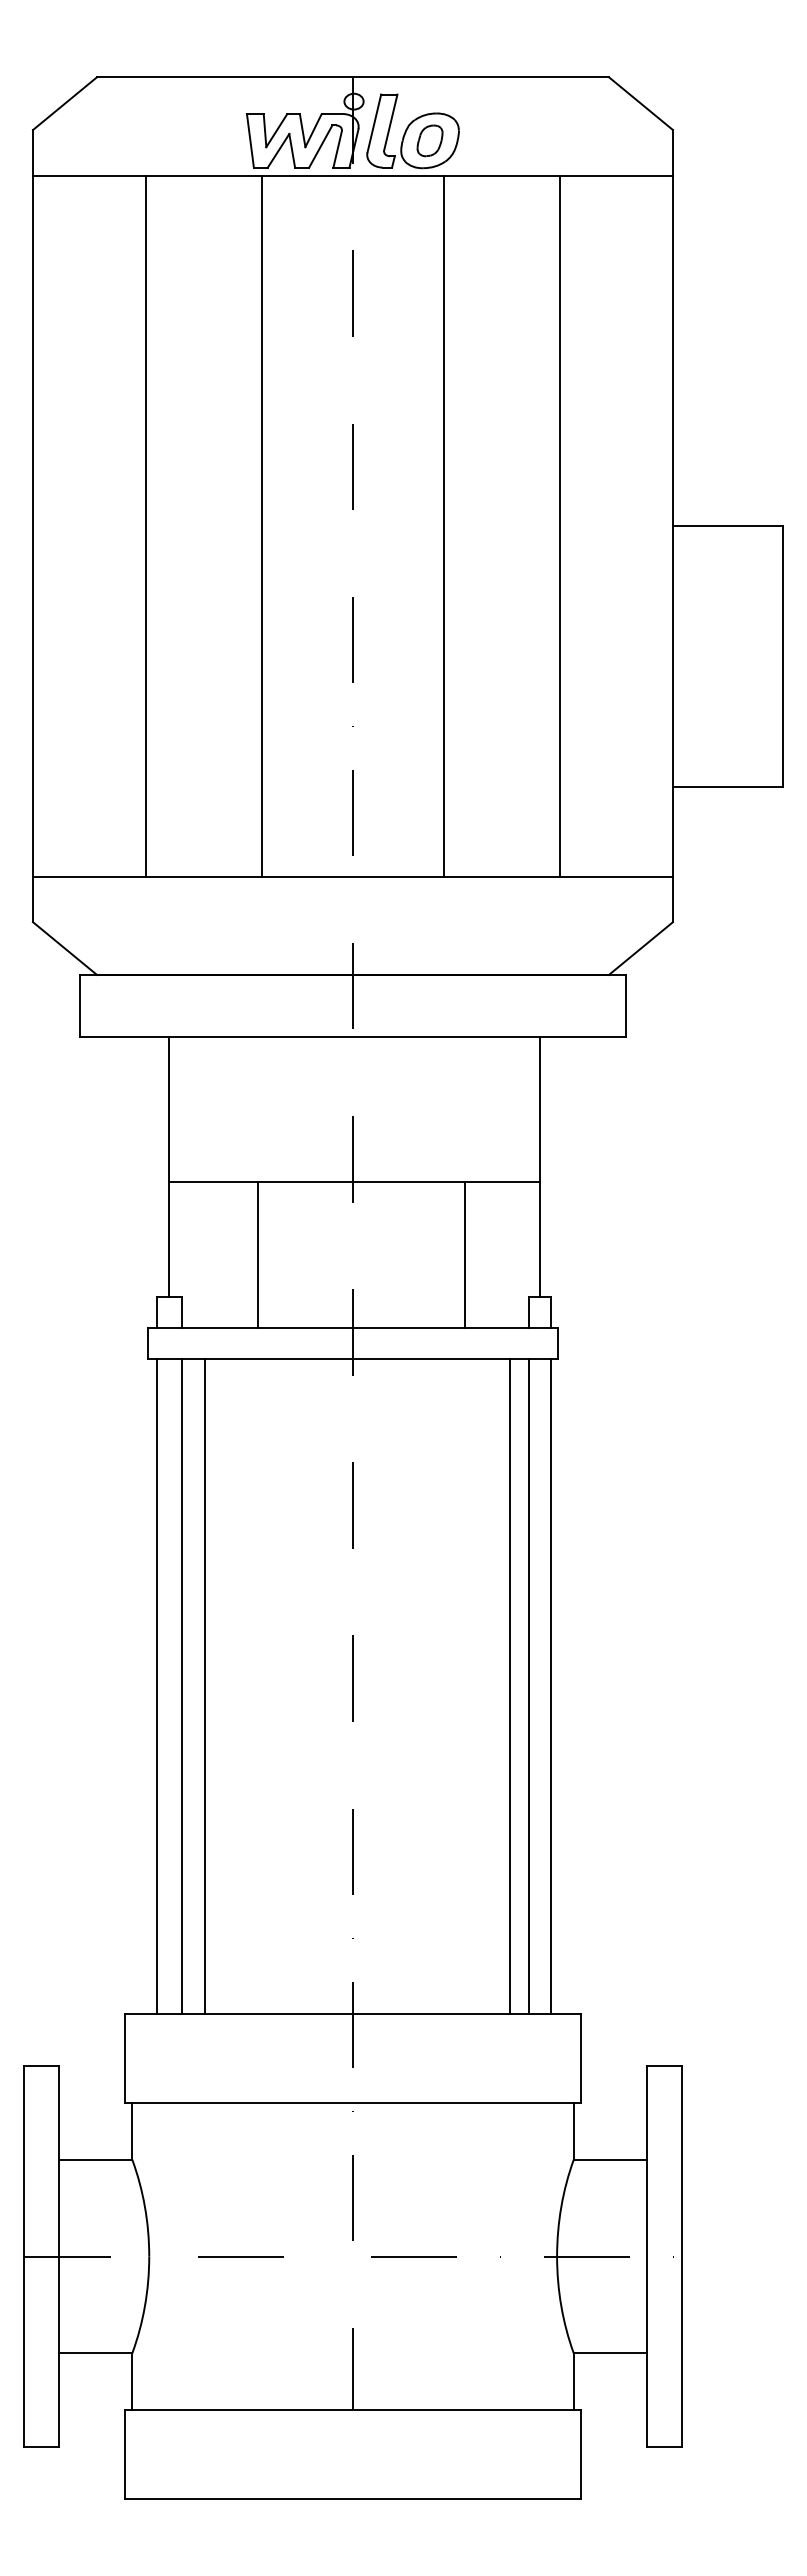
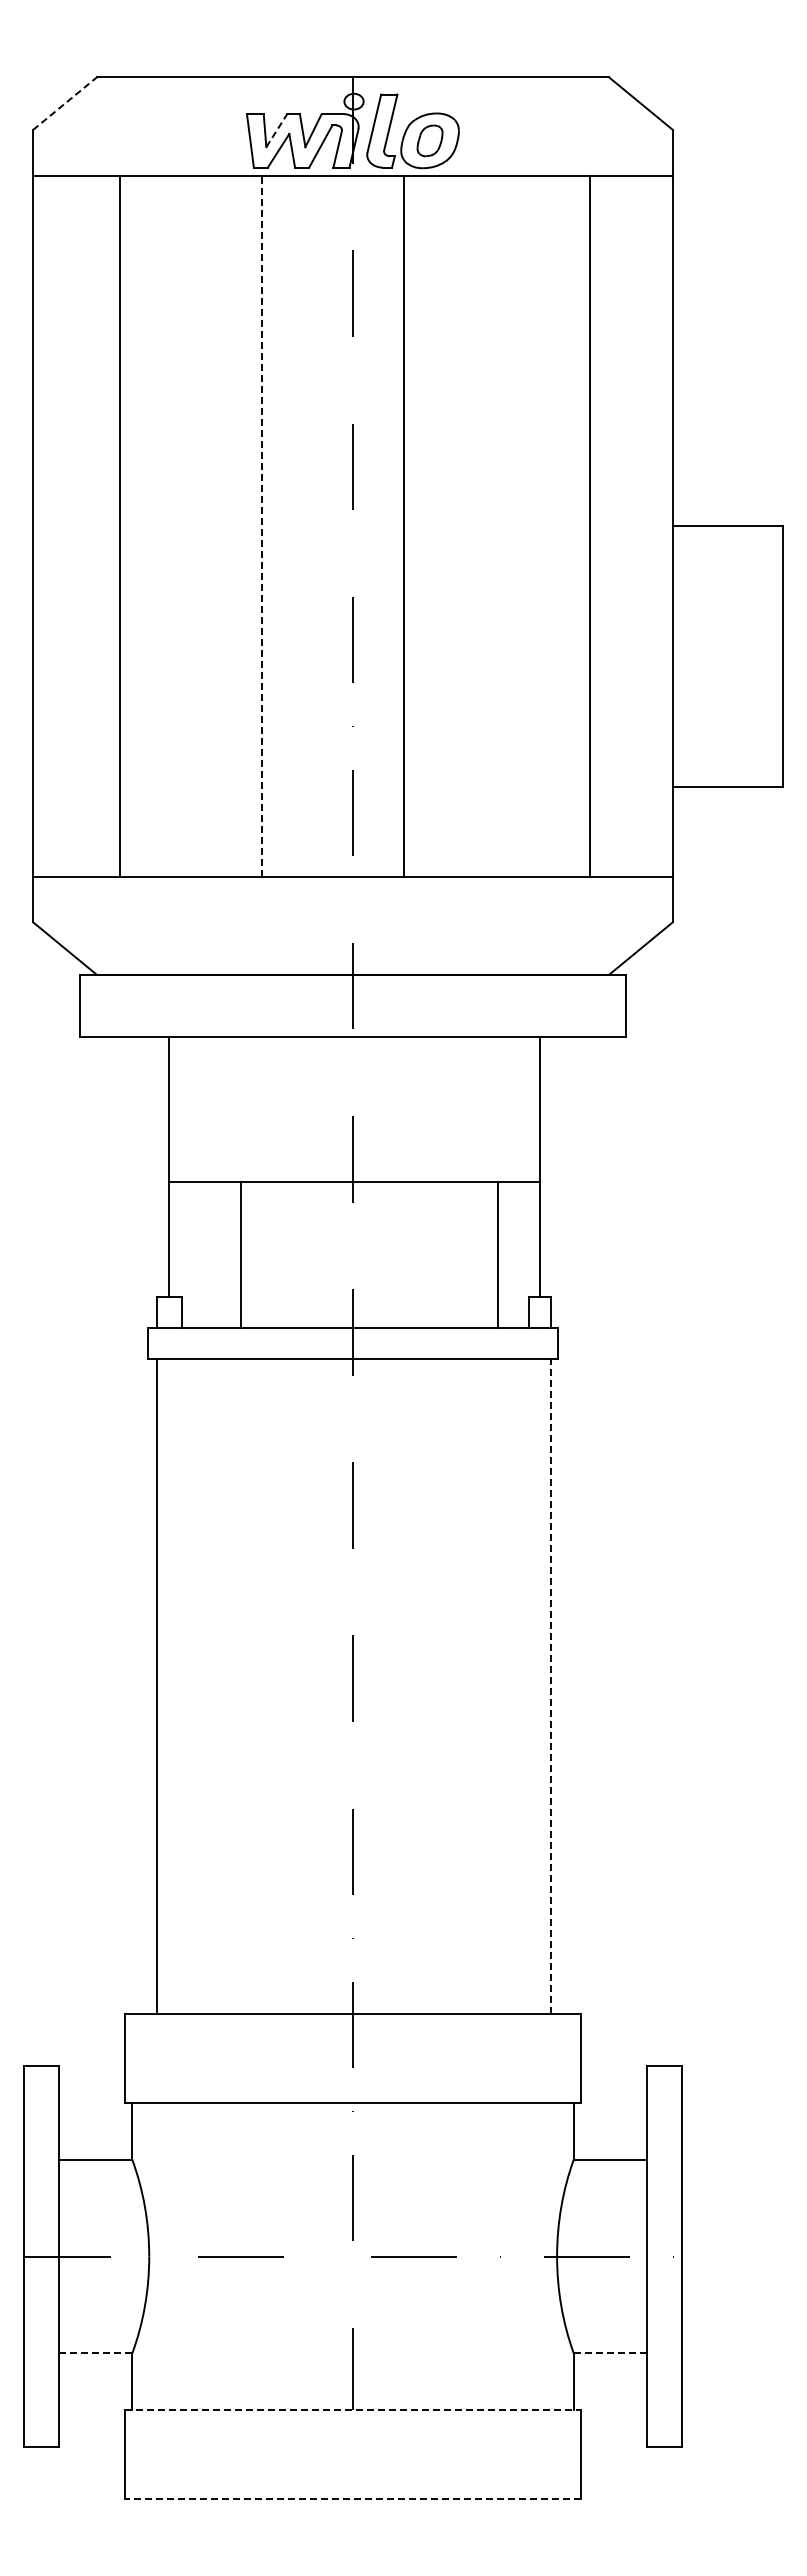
line: solid -> dashed (65, 103)
line: solid -> dashed (276, 130)
line position: (146, 525) -> (120, 525) (120, 525)
line: solid -> dashed (262, 525)
line position: (443, 525) -> (403, 525) (403, 525)
line position: (559, 525) -> (589, 525) (589, 525)
line position: (257, 1254) -> (240, 1254) (240, 1254)
line position: (465, 1254) -> (498, 1254) (498, 1254)
line: present -> none (181, 1686)
line: present -> none (205, 1686)
line: present -> none (509, 1686)
line: present -> none (529, 1686)
line: solid -> dashed (550, 1686)
line: solid -> dashed (95, 2353)
line: solid -> dashed (610, 2353)
line: solid -> dashed (353, 2410)
line: solid -> dashed (352, 2498)
